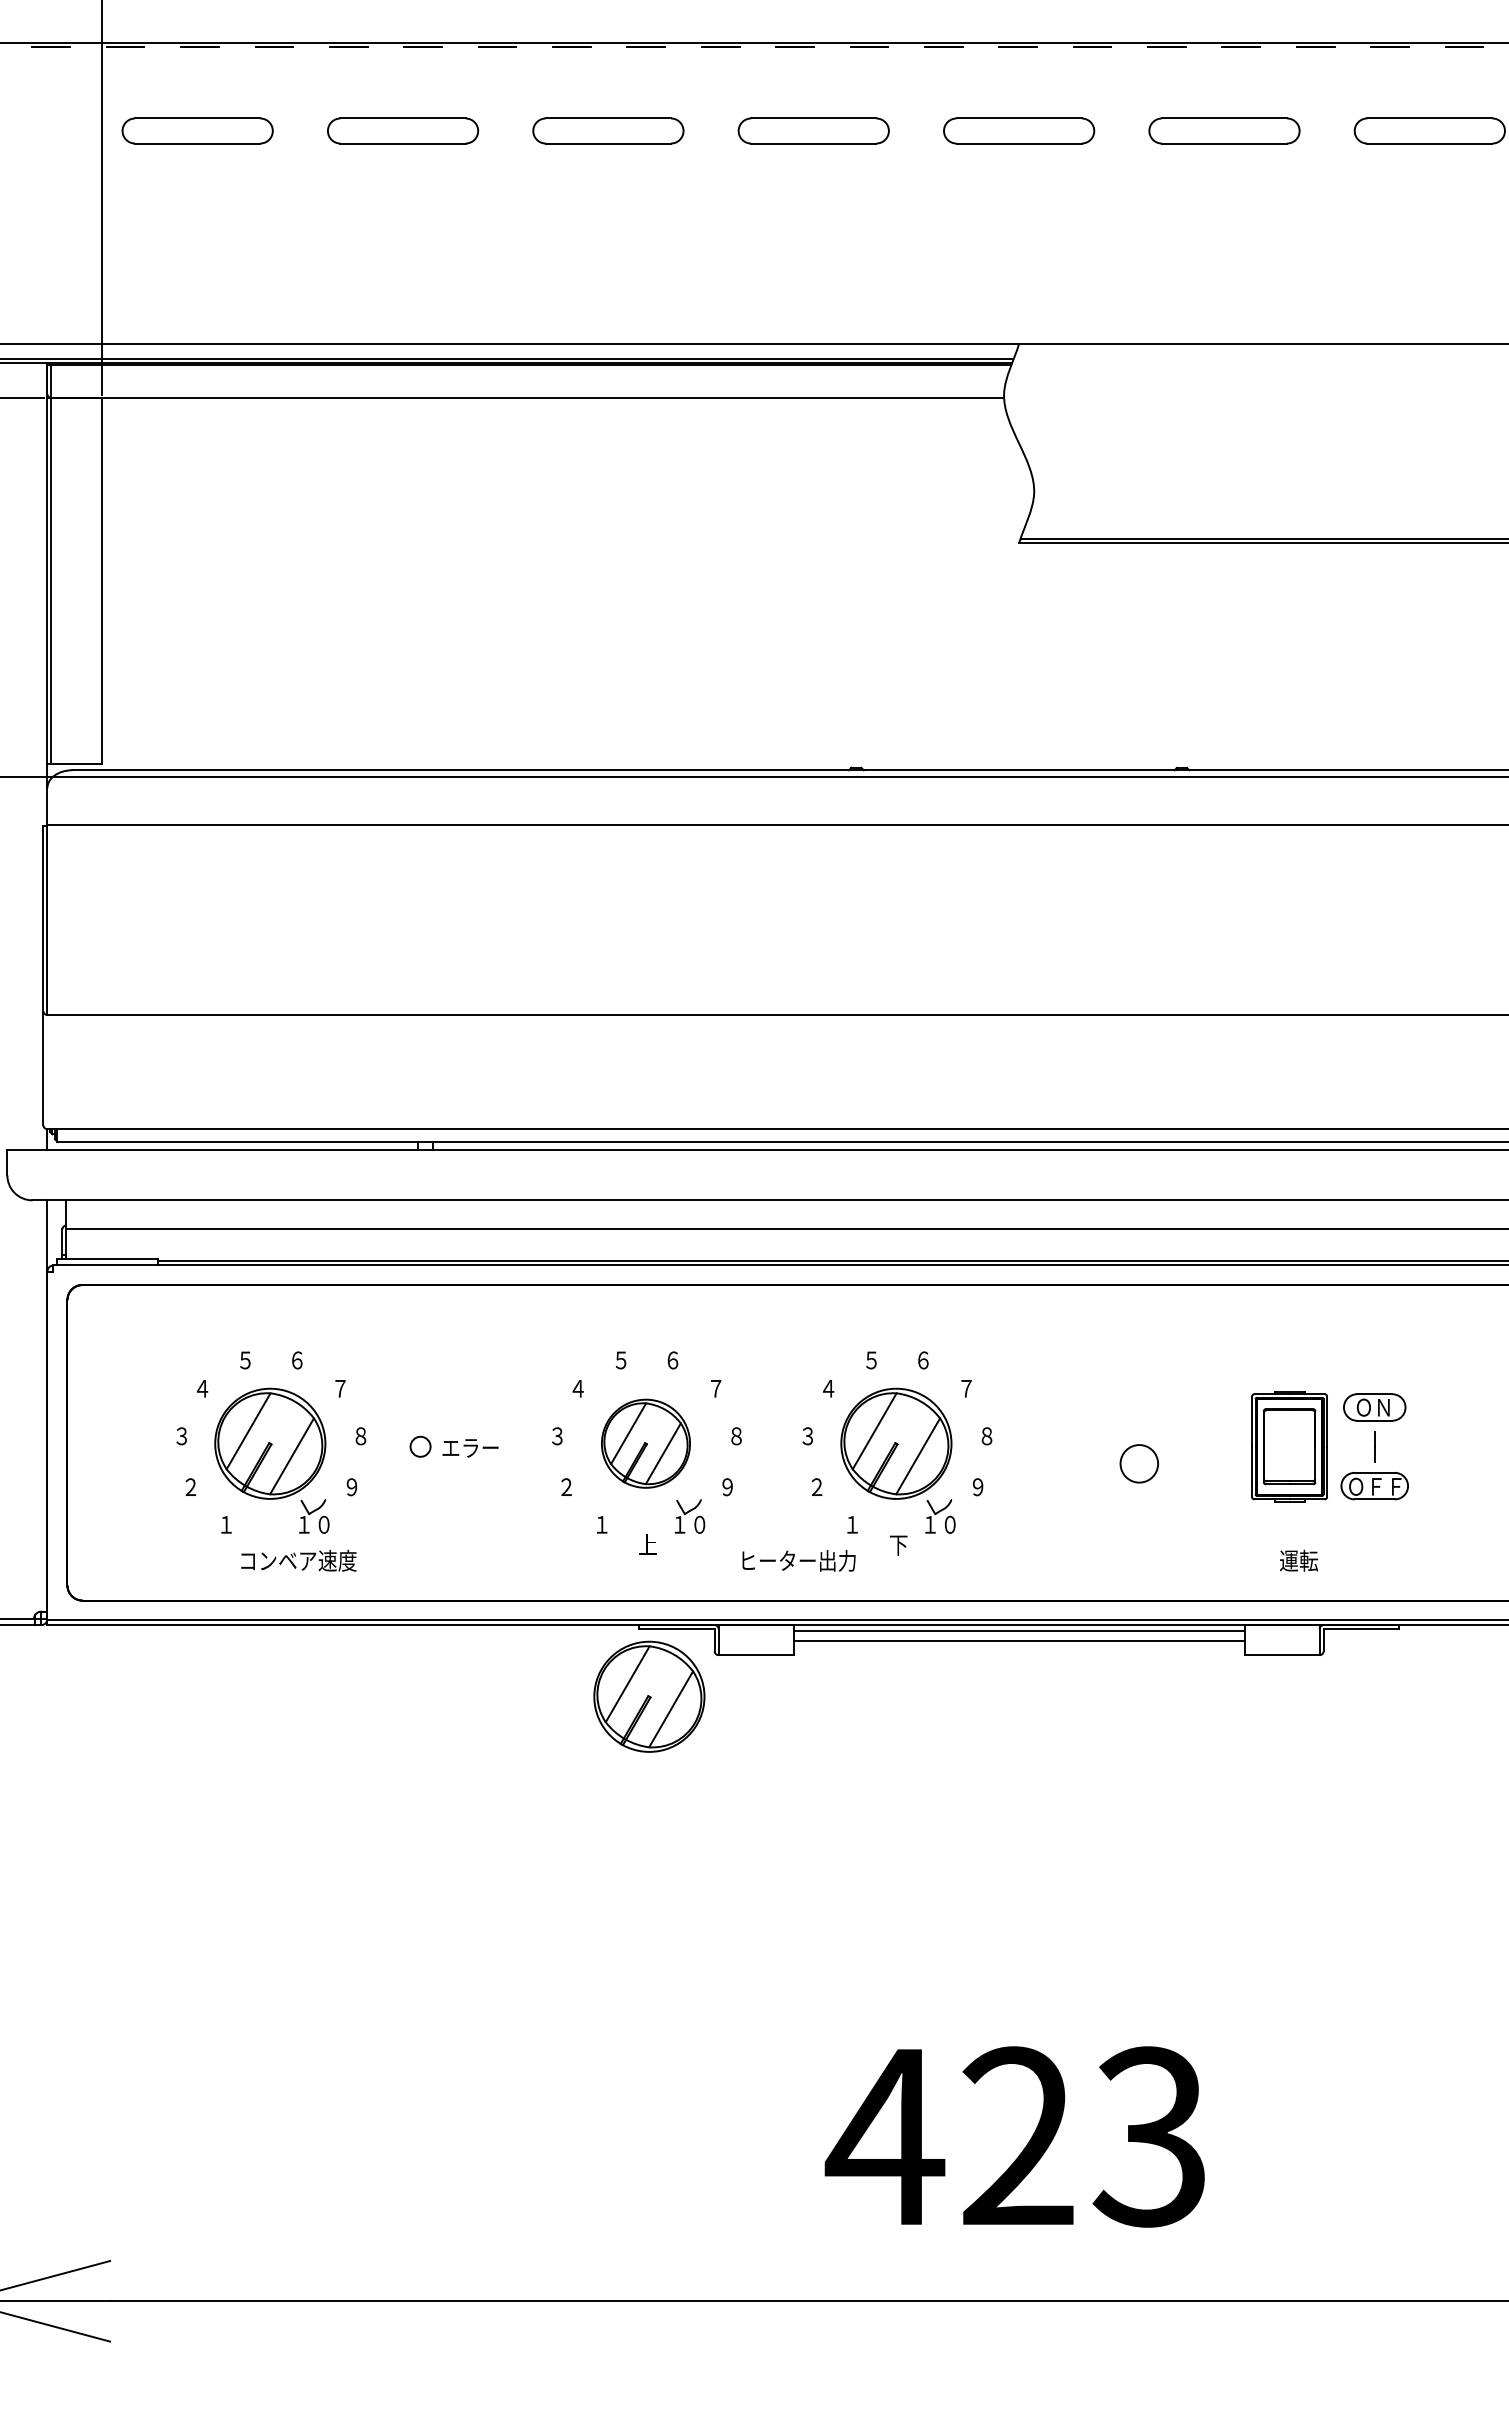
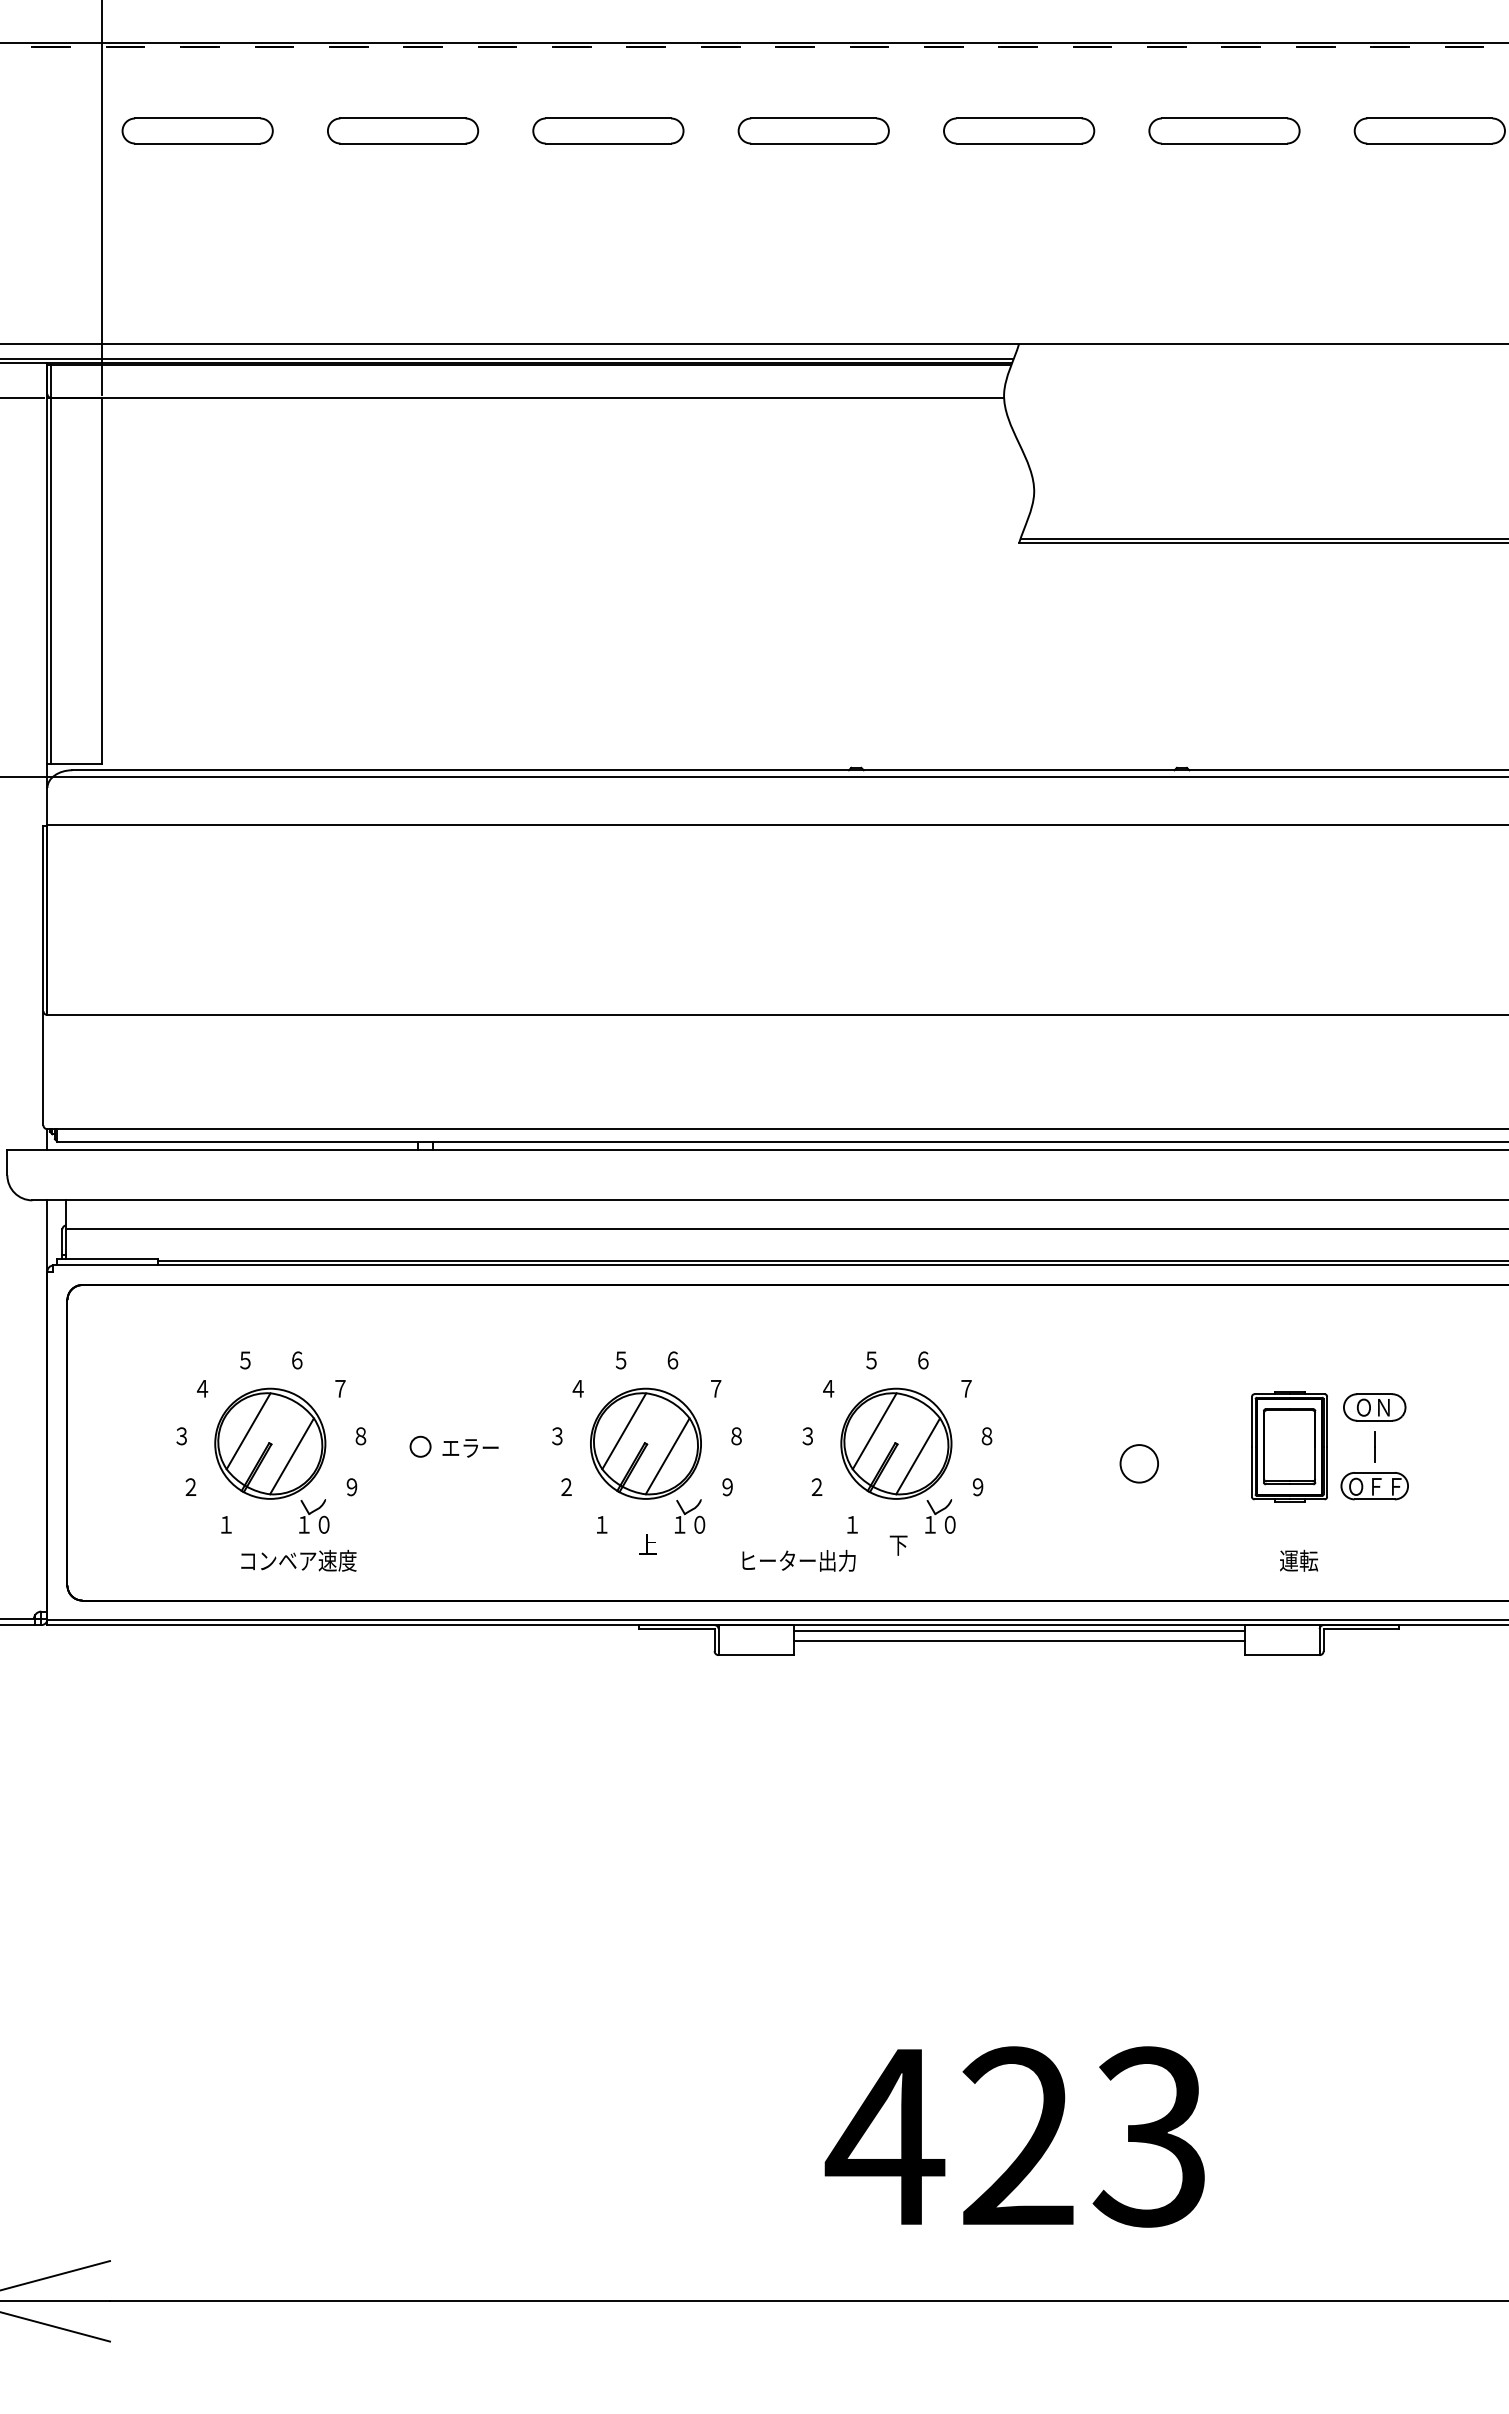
part size: 90x91 px -> 112x113 px (645, 1443)
part: present -> none (649, 1696)
